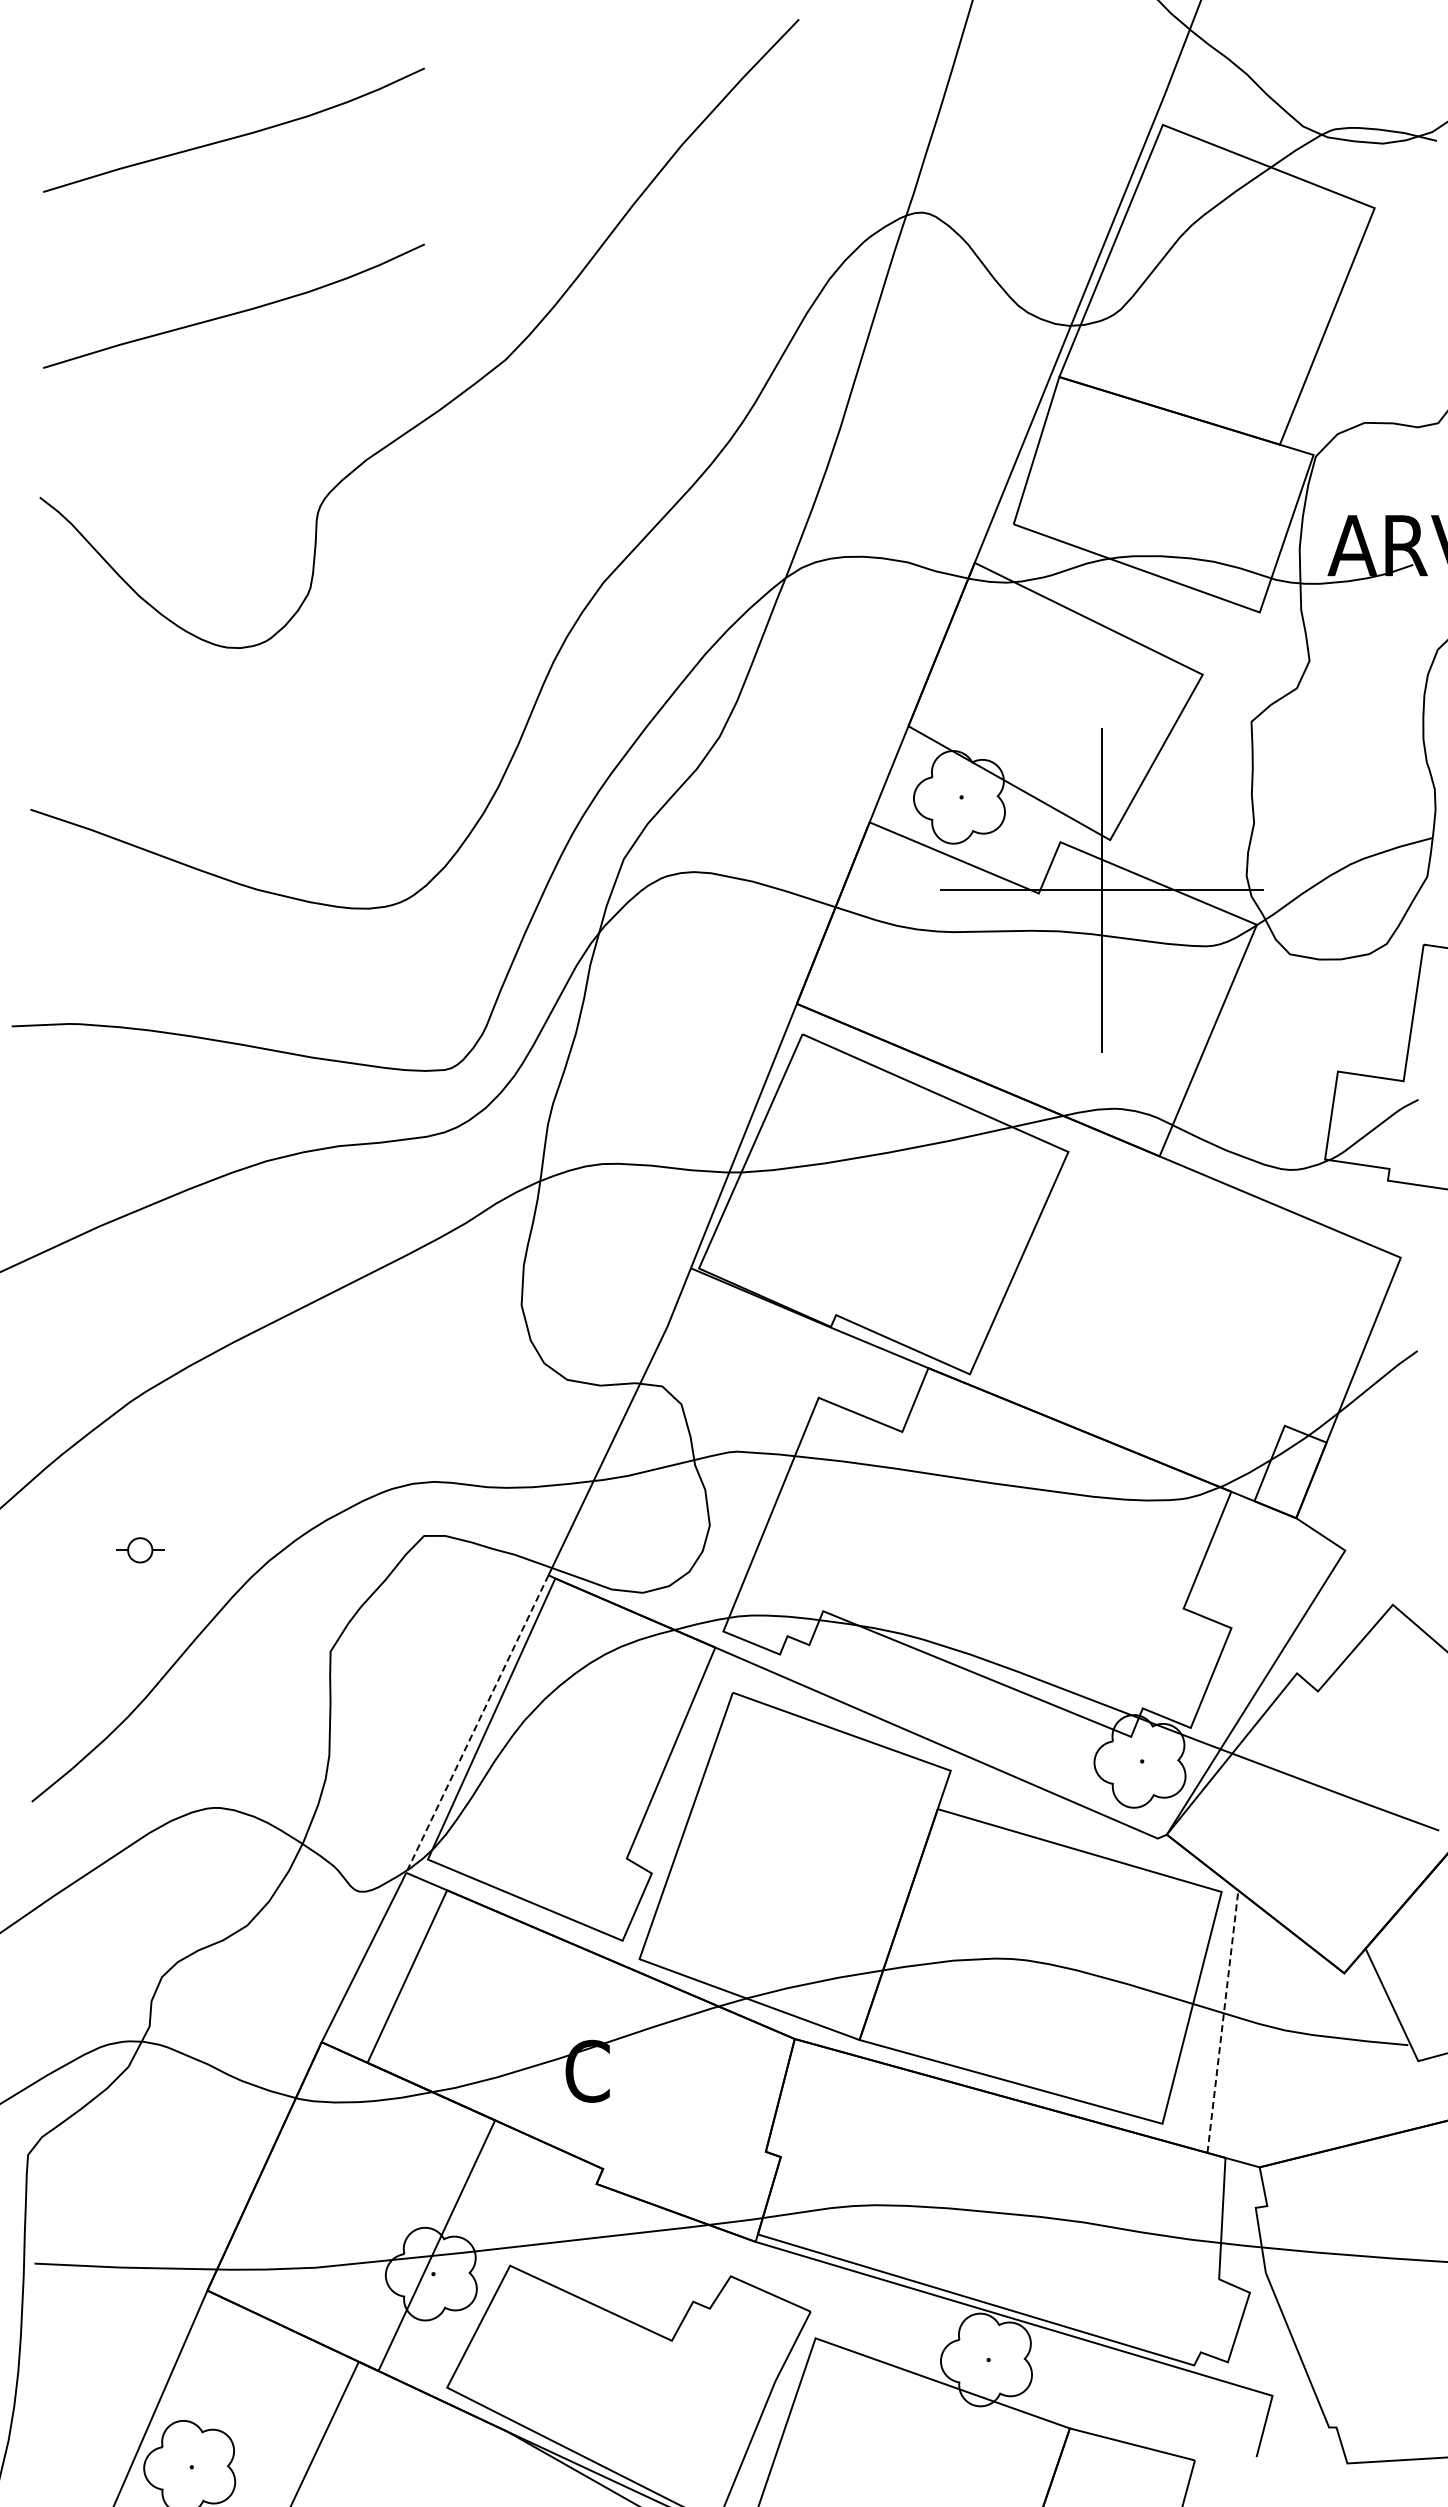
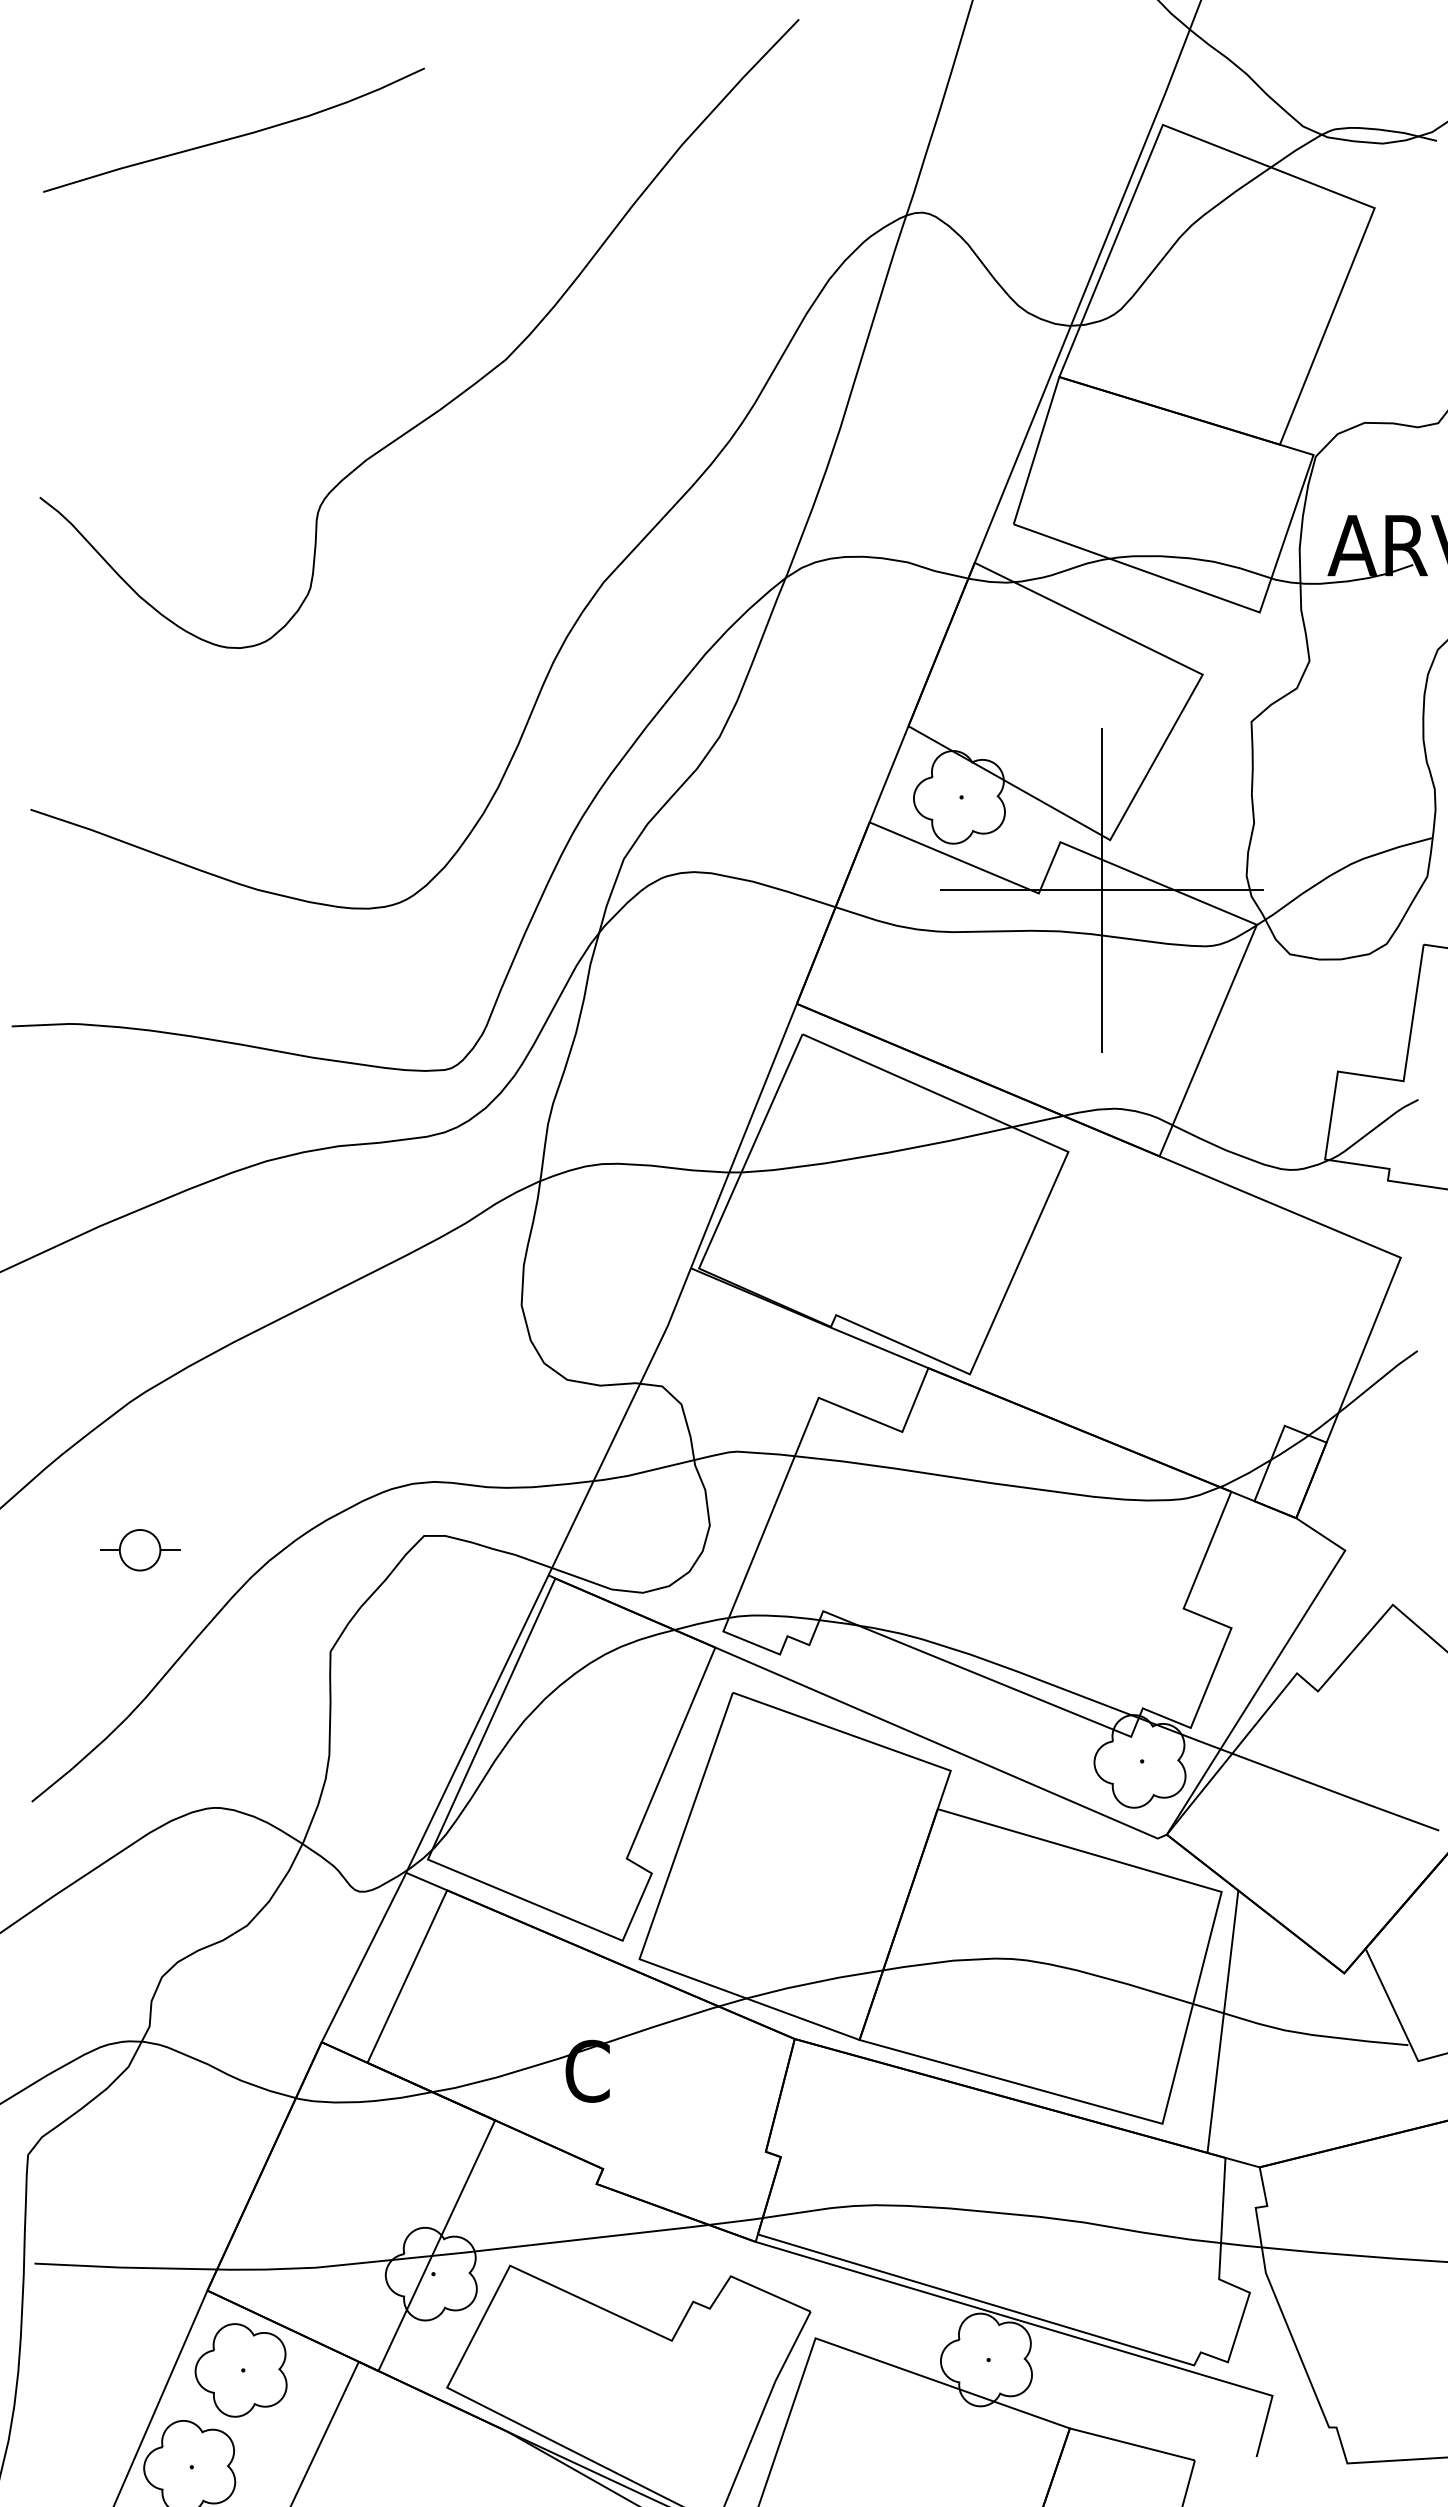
curve: present -> none (234, 312)
part size: 49x27 px -> 81x43 px (140, 1550)
line: dashed -> solid (477, 1724)
line: dashed -> solid (1222, 2021)
part: none -> present (240, 2370)
